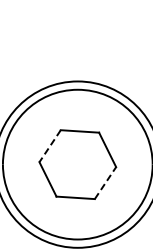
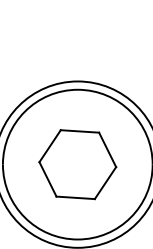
line: dashed -> solid (49, 146)
line: dashed -> solid (105, 182)
